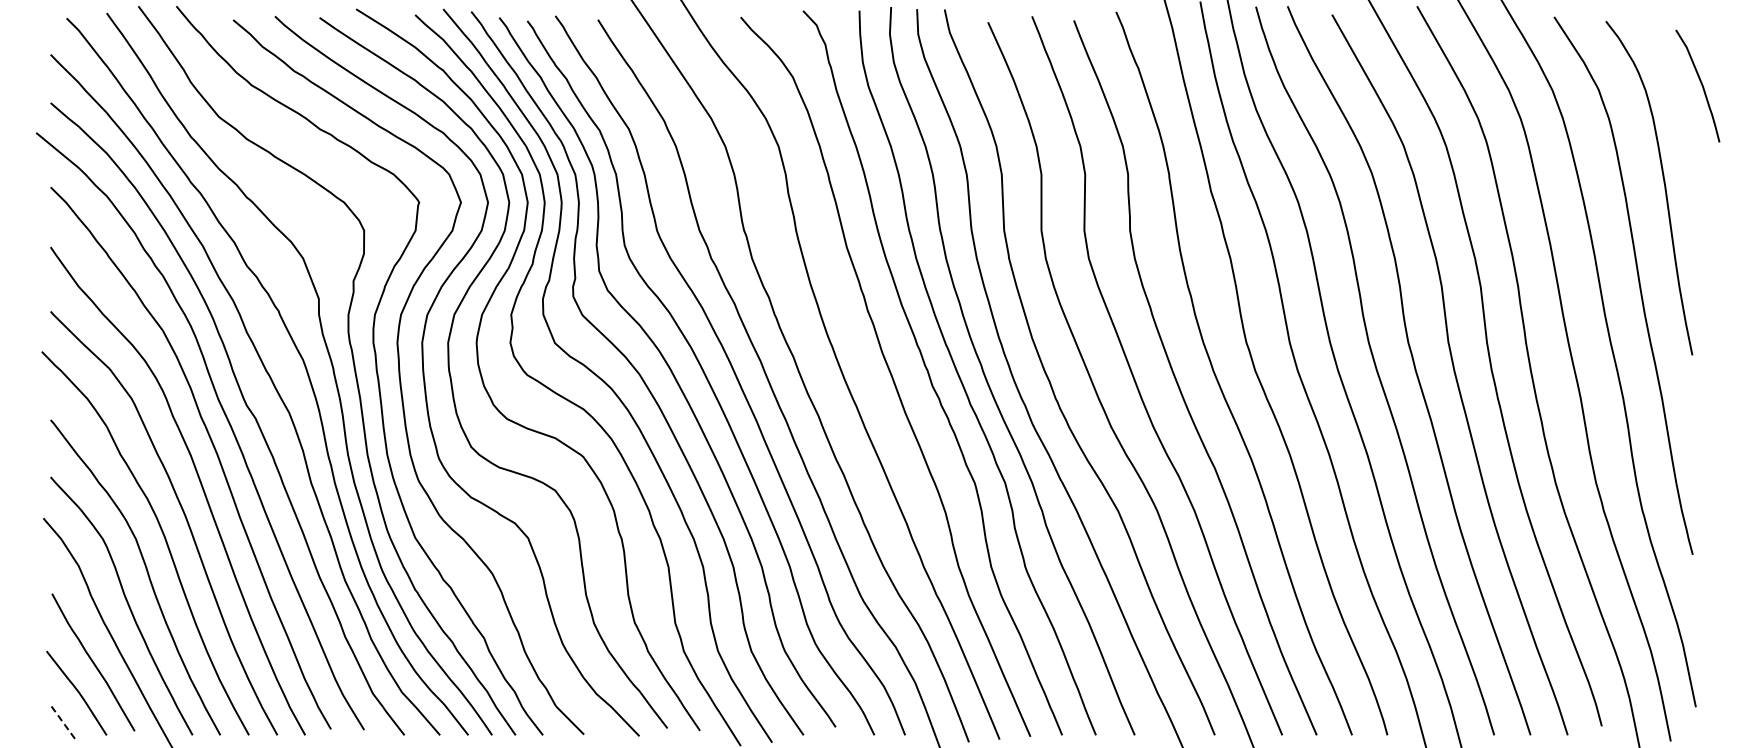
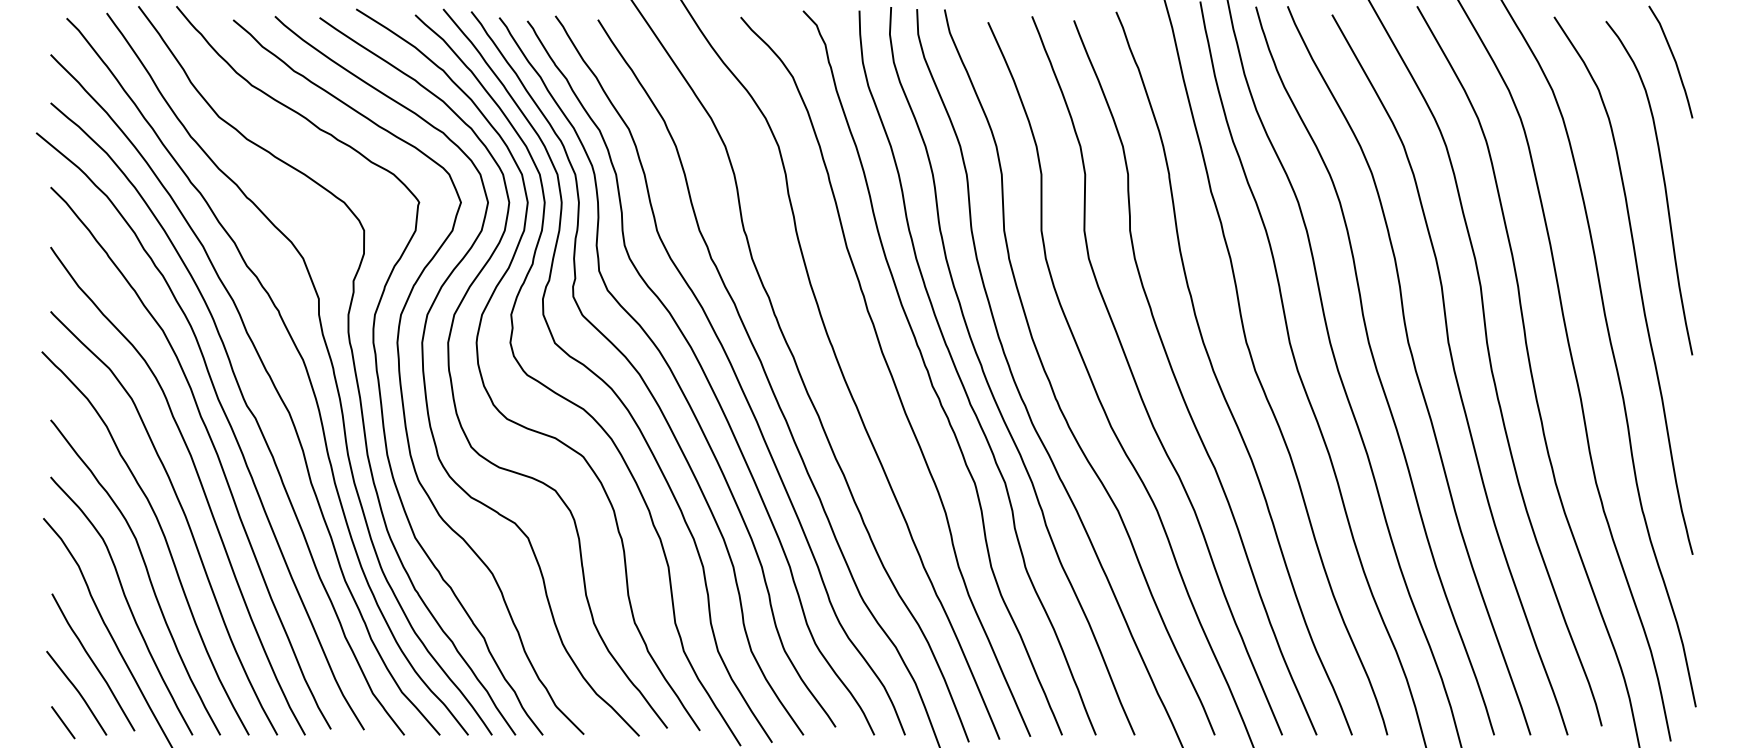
curve position: (1700, 83) -> (1673, 59) (1673, 59)
line: dashed -> solid (63, 723)
